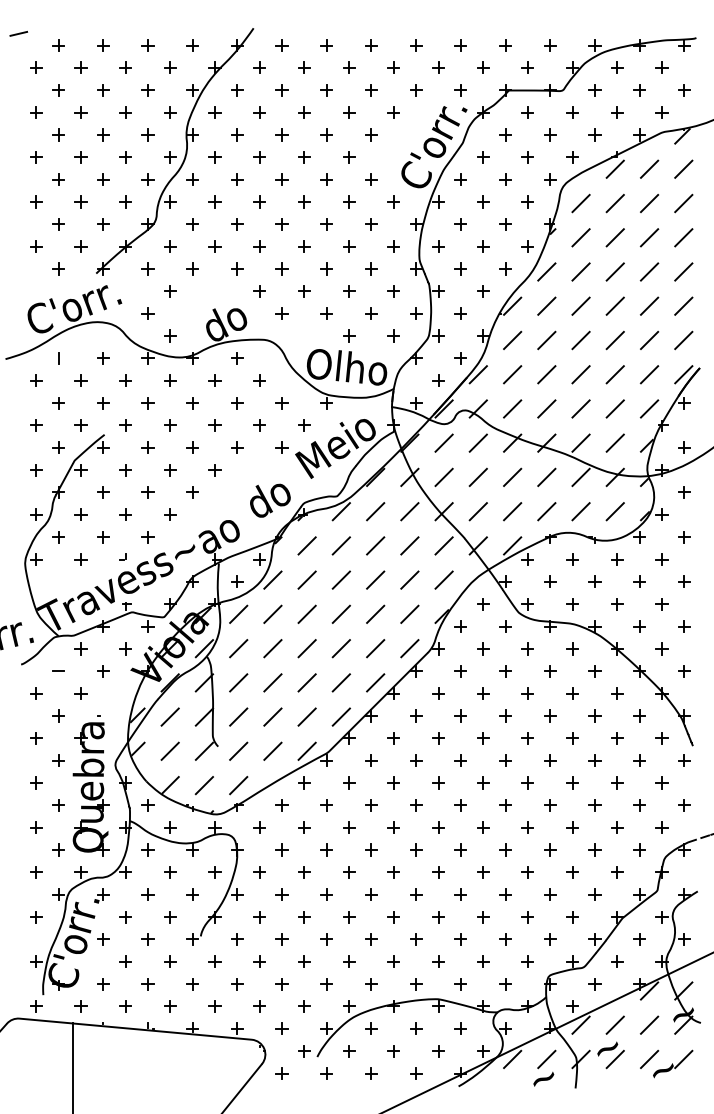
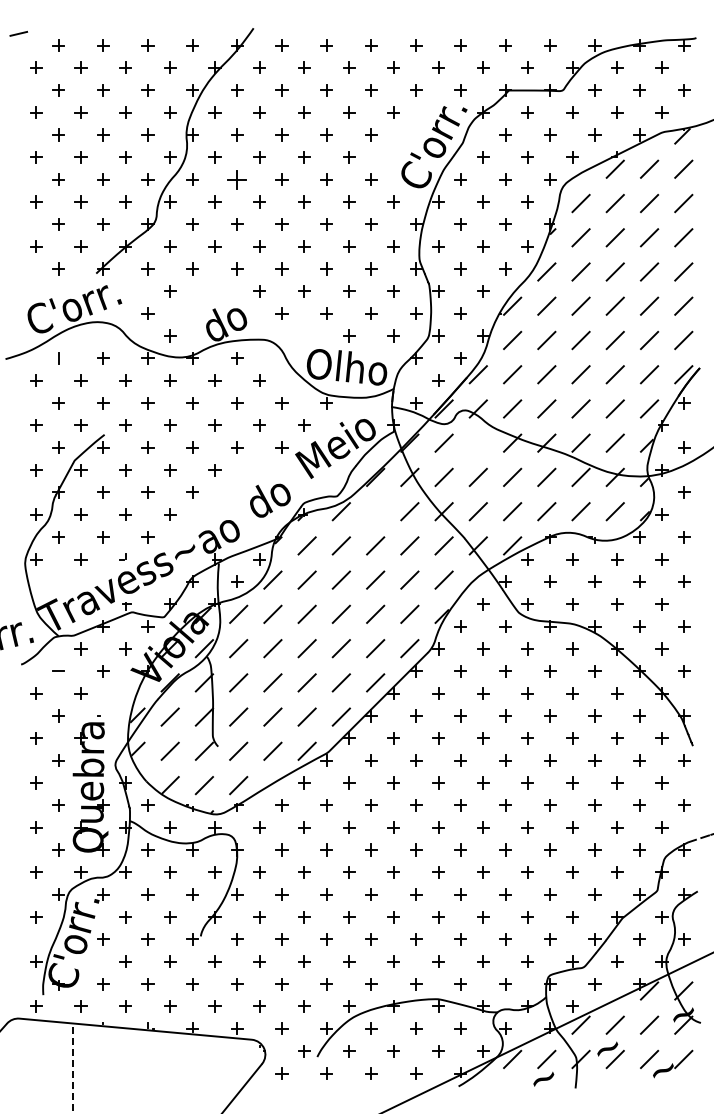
part size: 13x13 px -> 20x20 px (236, 179)
line: present -> none (477, 442)
line: present -> none (375, 511)
line: solid -> dashed (72, 1068)
